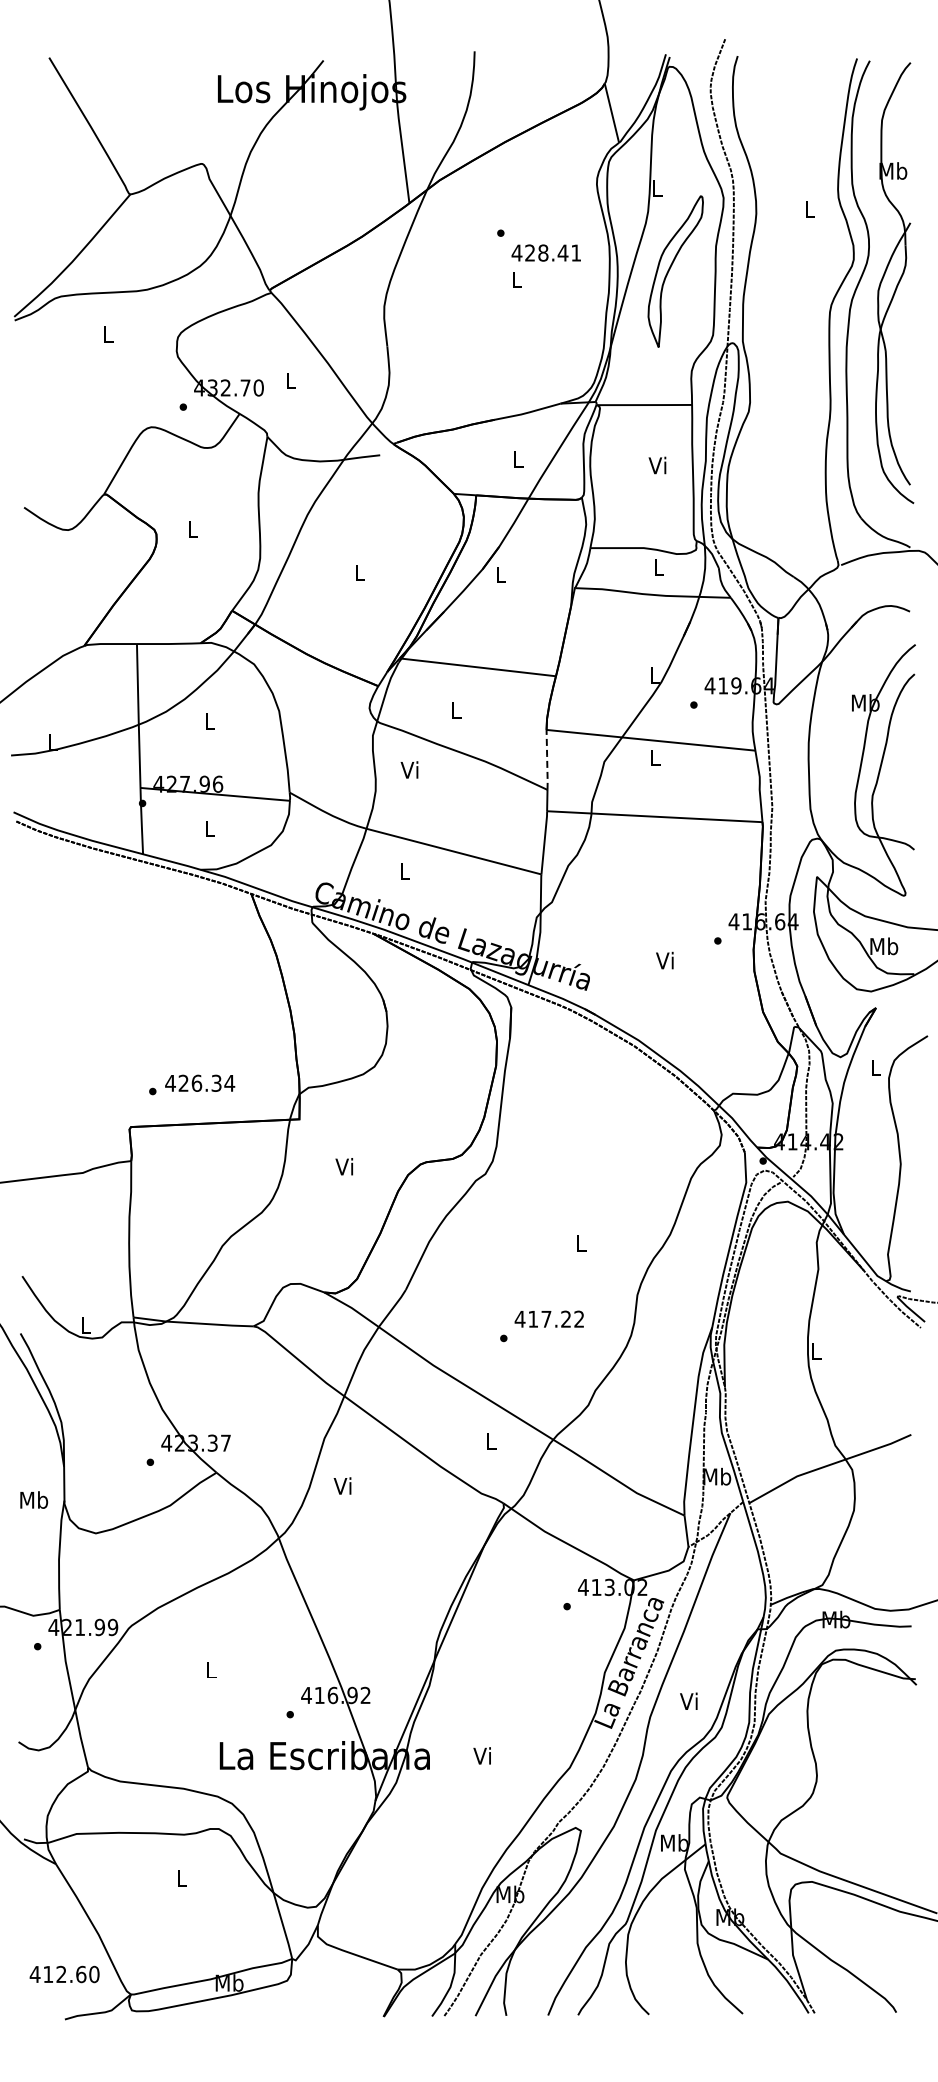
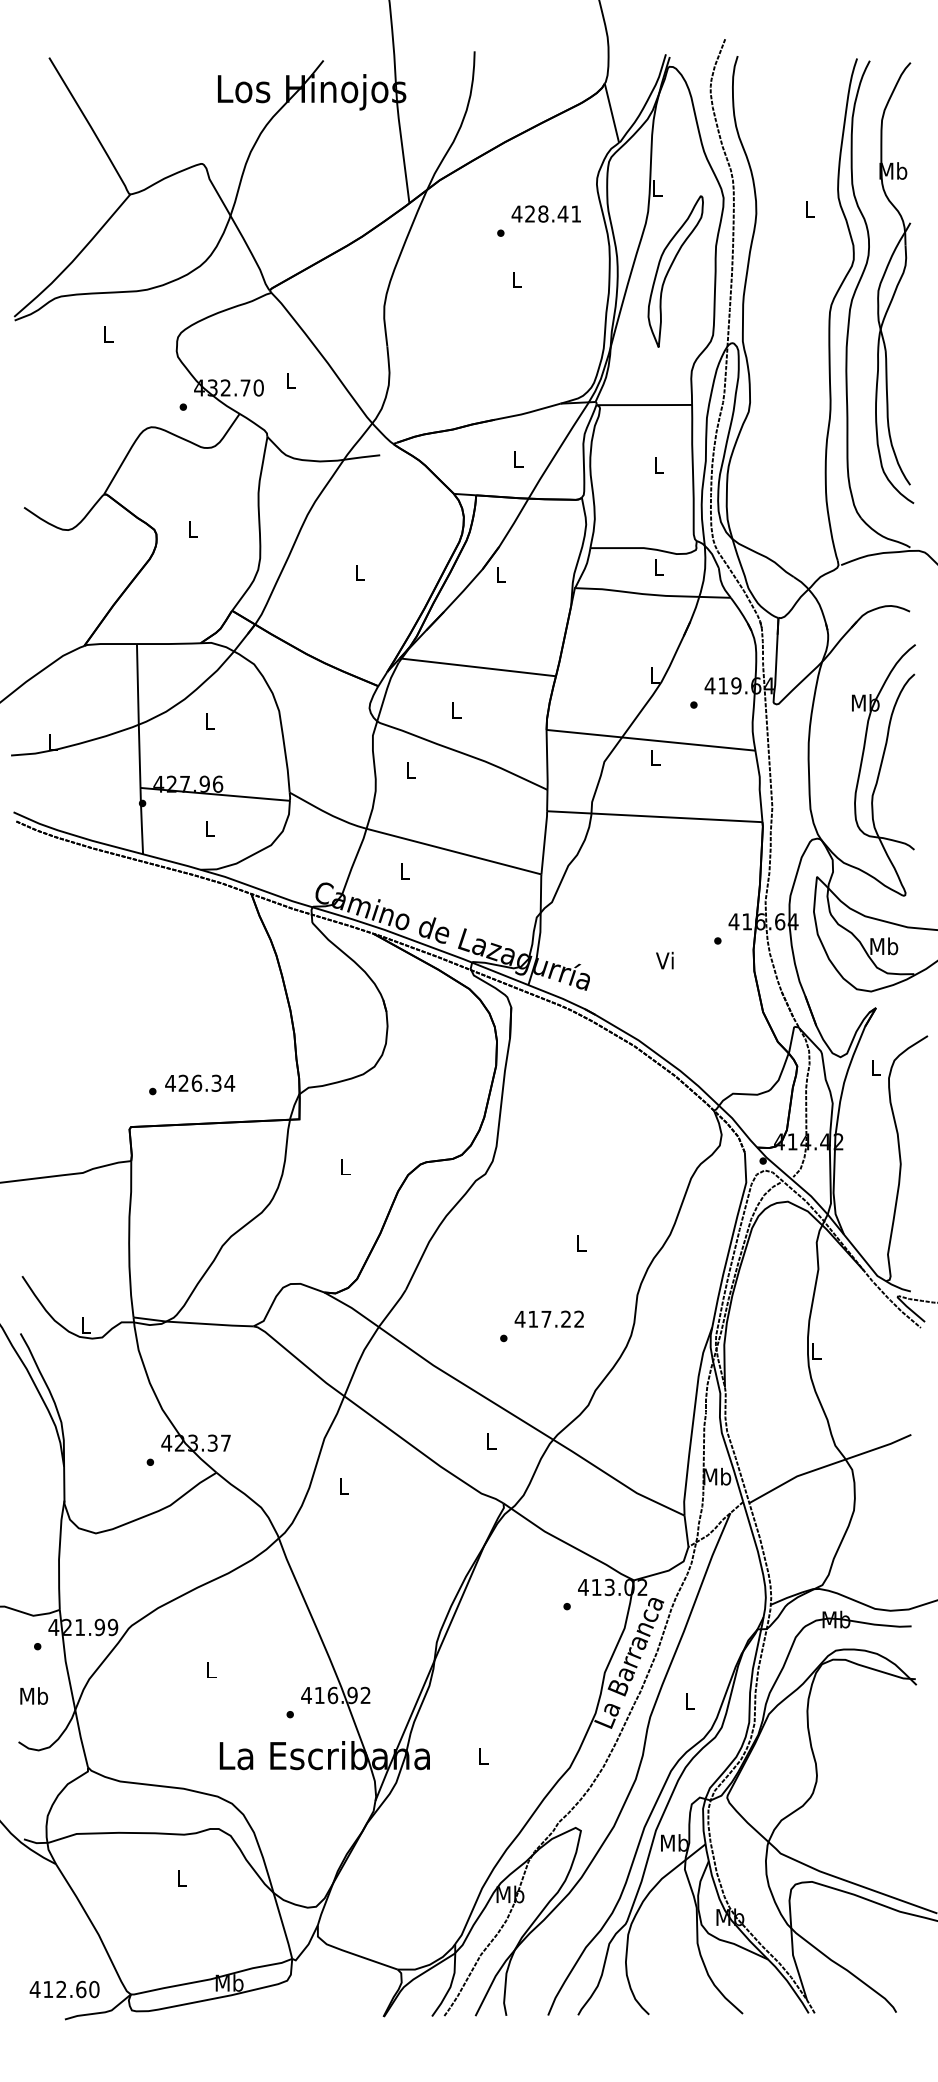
text position: (545, 252) -> (545, 213) (545, 213)
text: Vi -> L (657, 465)
line: dashed -> solid (547, 759)
text: Vi -> L (409, 769)
text: Vi -> L (344, 1166)
text: Vi -> L (342, 1485)
text position: (34, 1499) -> (34, 1695) (34, 1695)
text: Vi -> L (688, 1700)
text: Vi -> L (481, 1755)
text position: (64, 1974) -> (64, 1989) (64, 1989)
